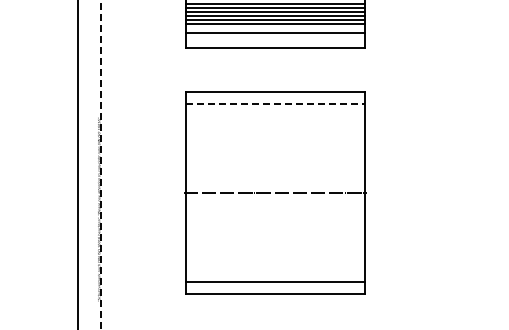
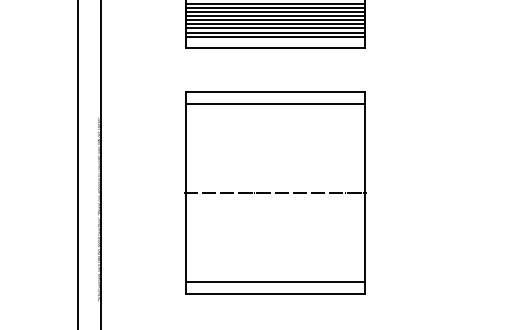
line: none -> present (275, 28)
line: none -> present (275, 36)
line: dashed -> solid (275, 104)
line: dashed -> solid (100, 164)
